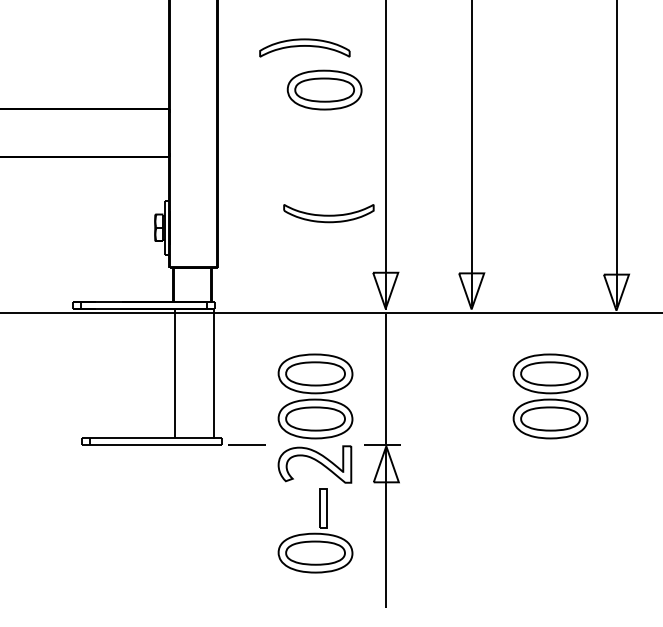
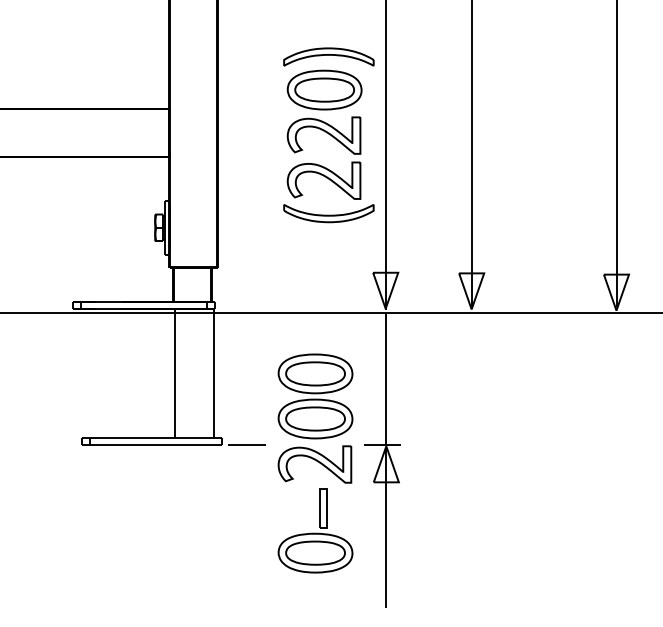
part position: (304, 47) -> (328, 56) (328, 56)
part: none -> present (319, 164)
part: present -> none (550, 396)
